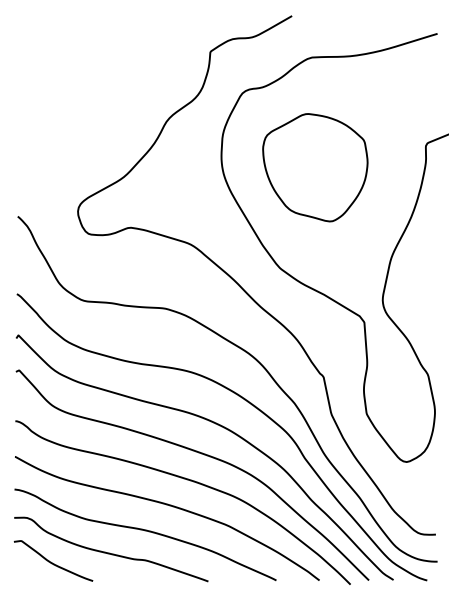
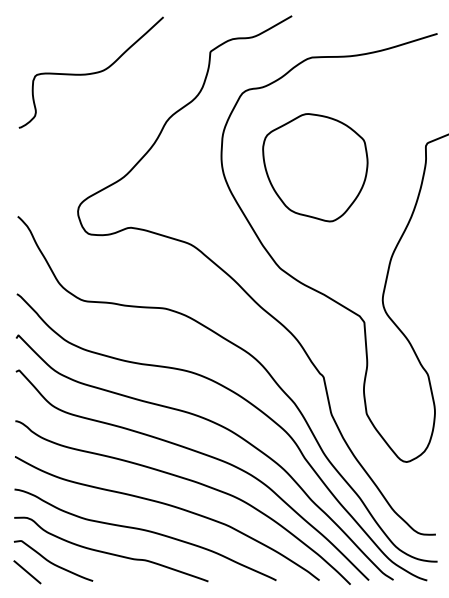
curve: none -> present (91, 72)
line: none -> present (27, 572)
